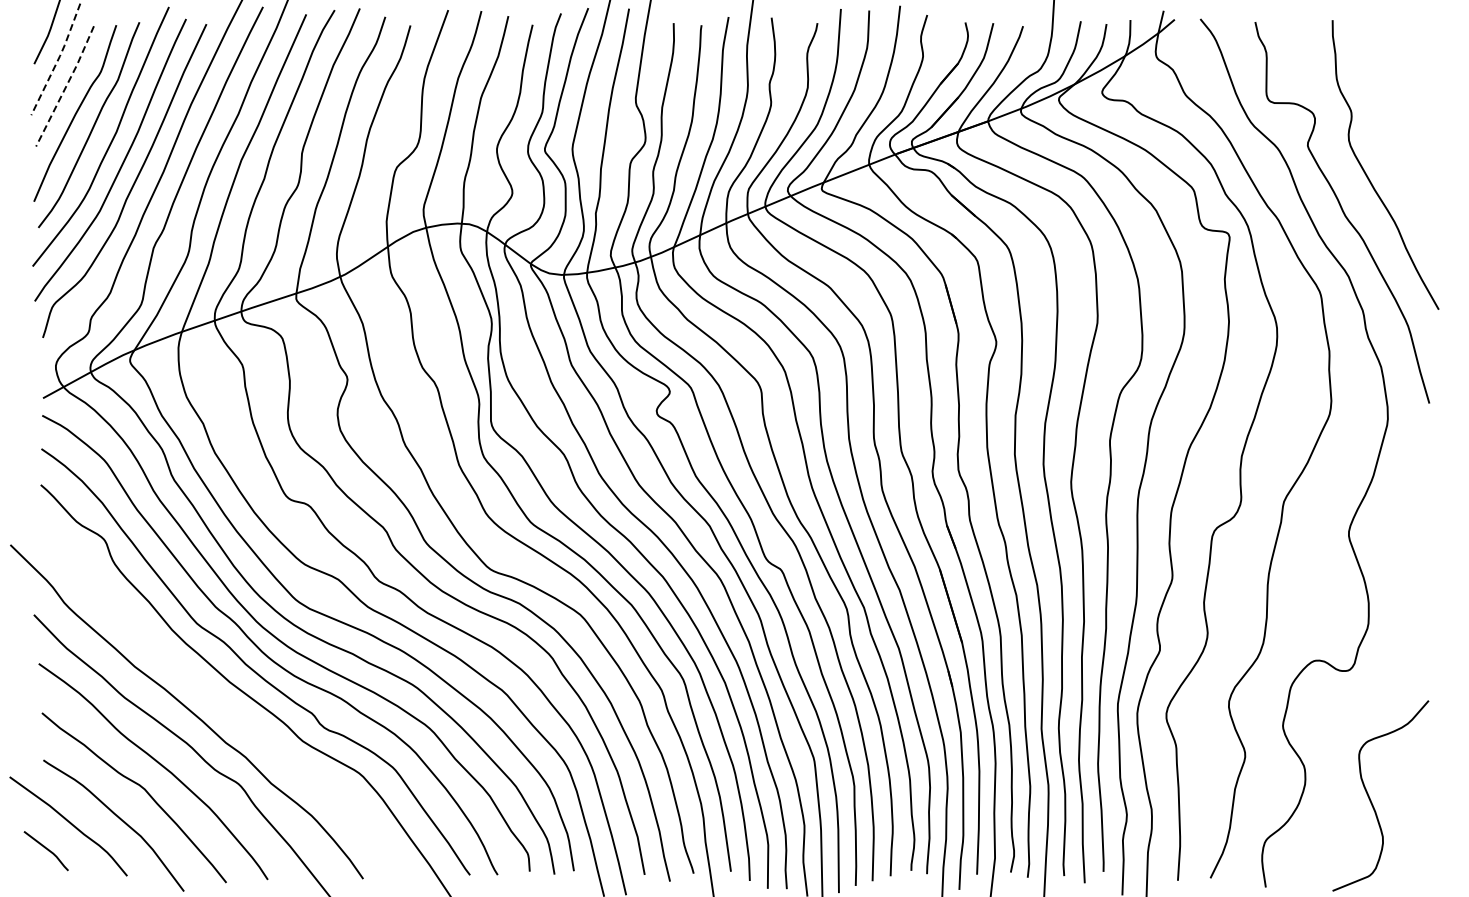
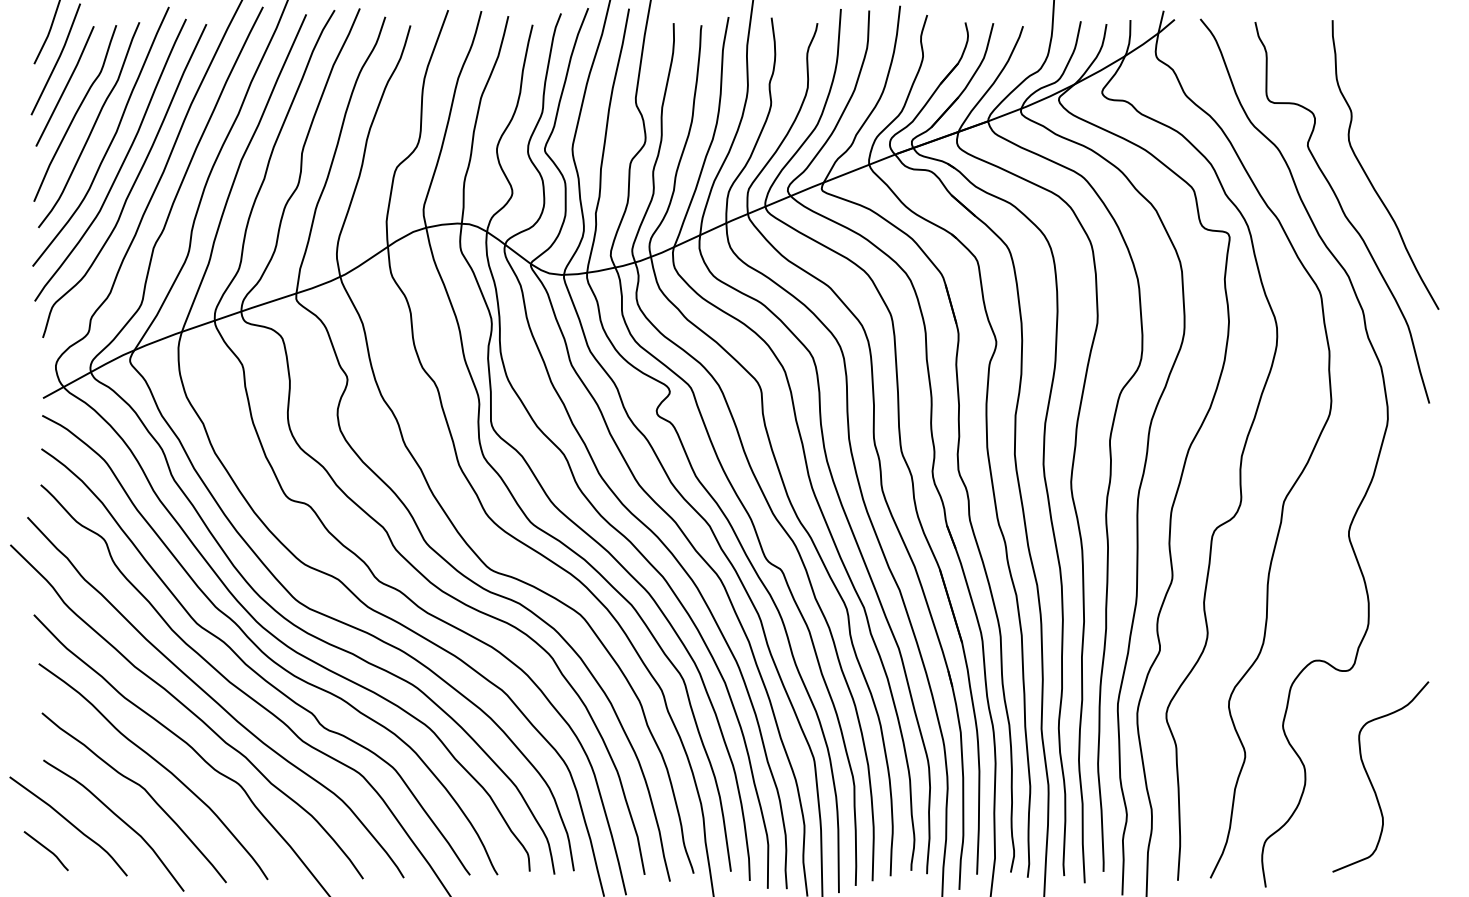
line: dashed -> solid (58, 59)
line: dashed -> solid (66, 86)
curve: none -> present (213, 698)
curve position: (1370, 797) -> (1370, 778) (1370, 778)
